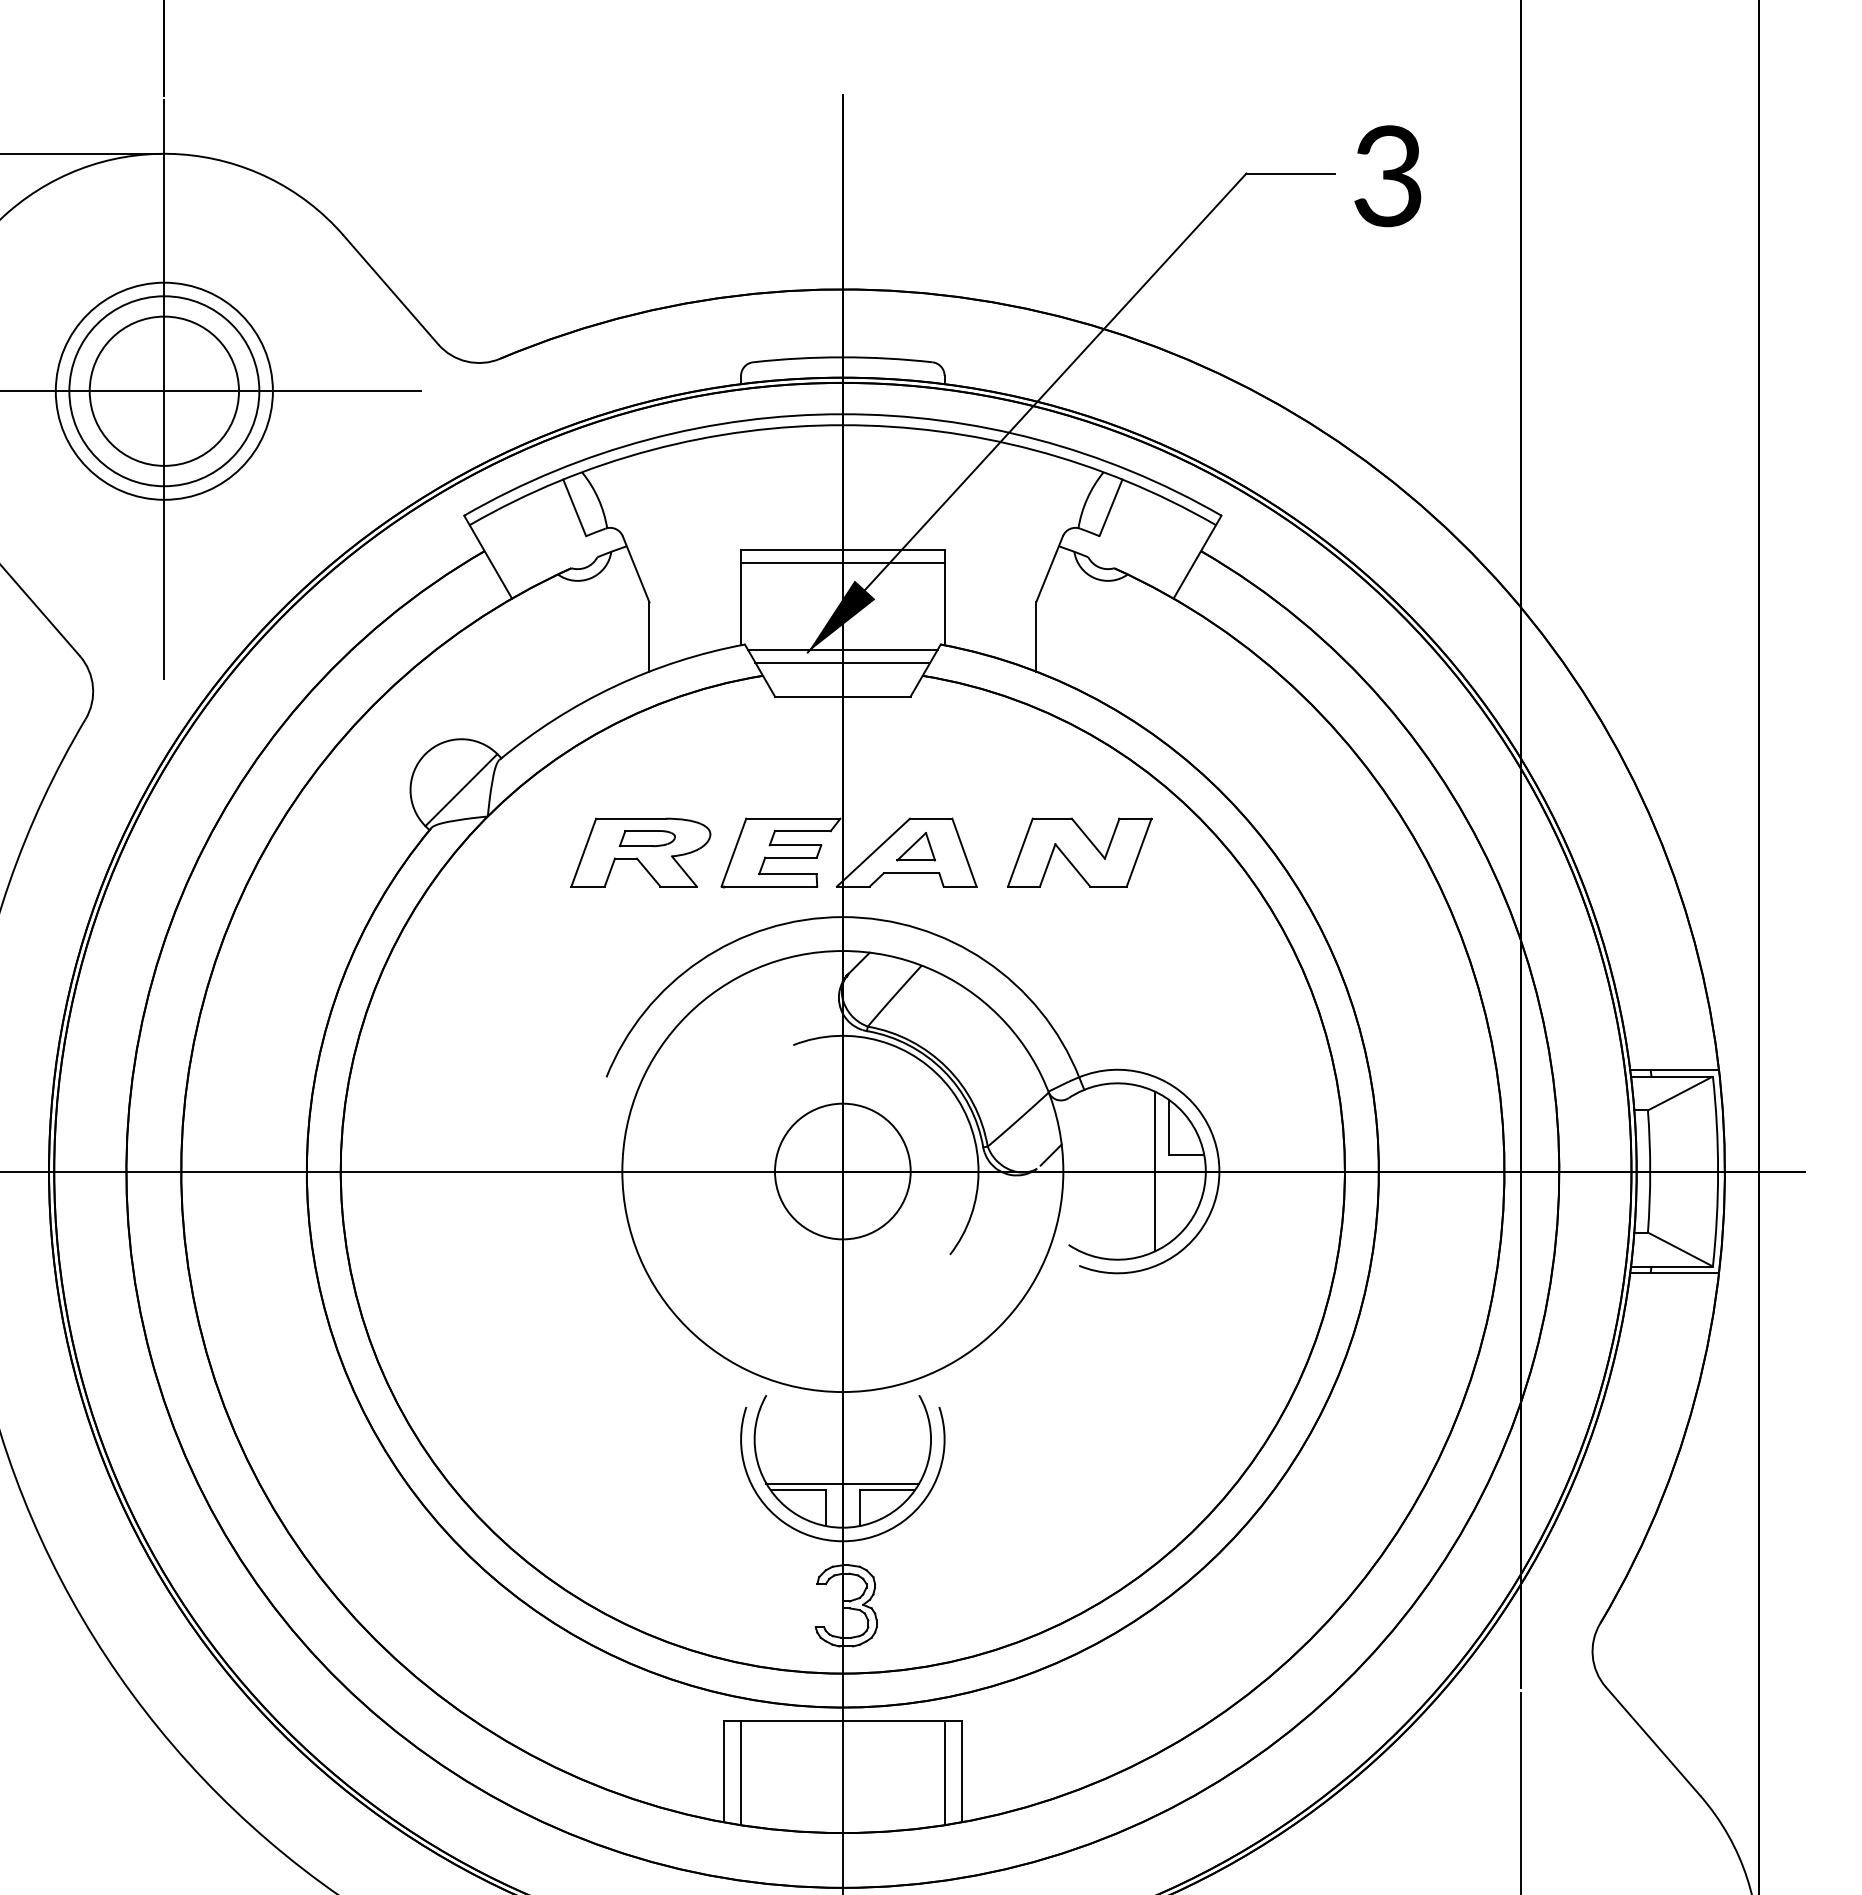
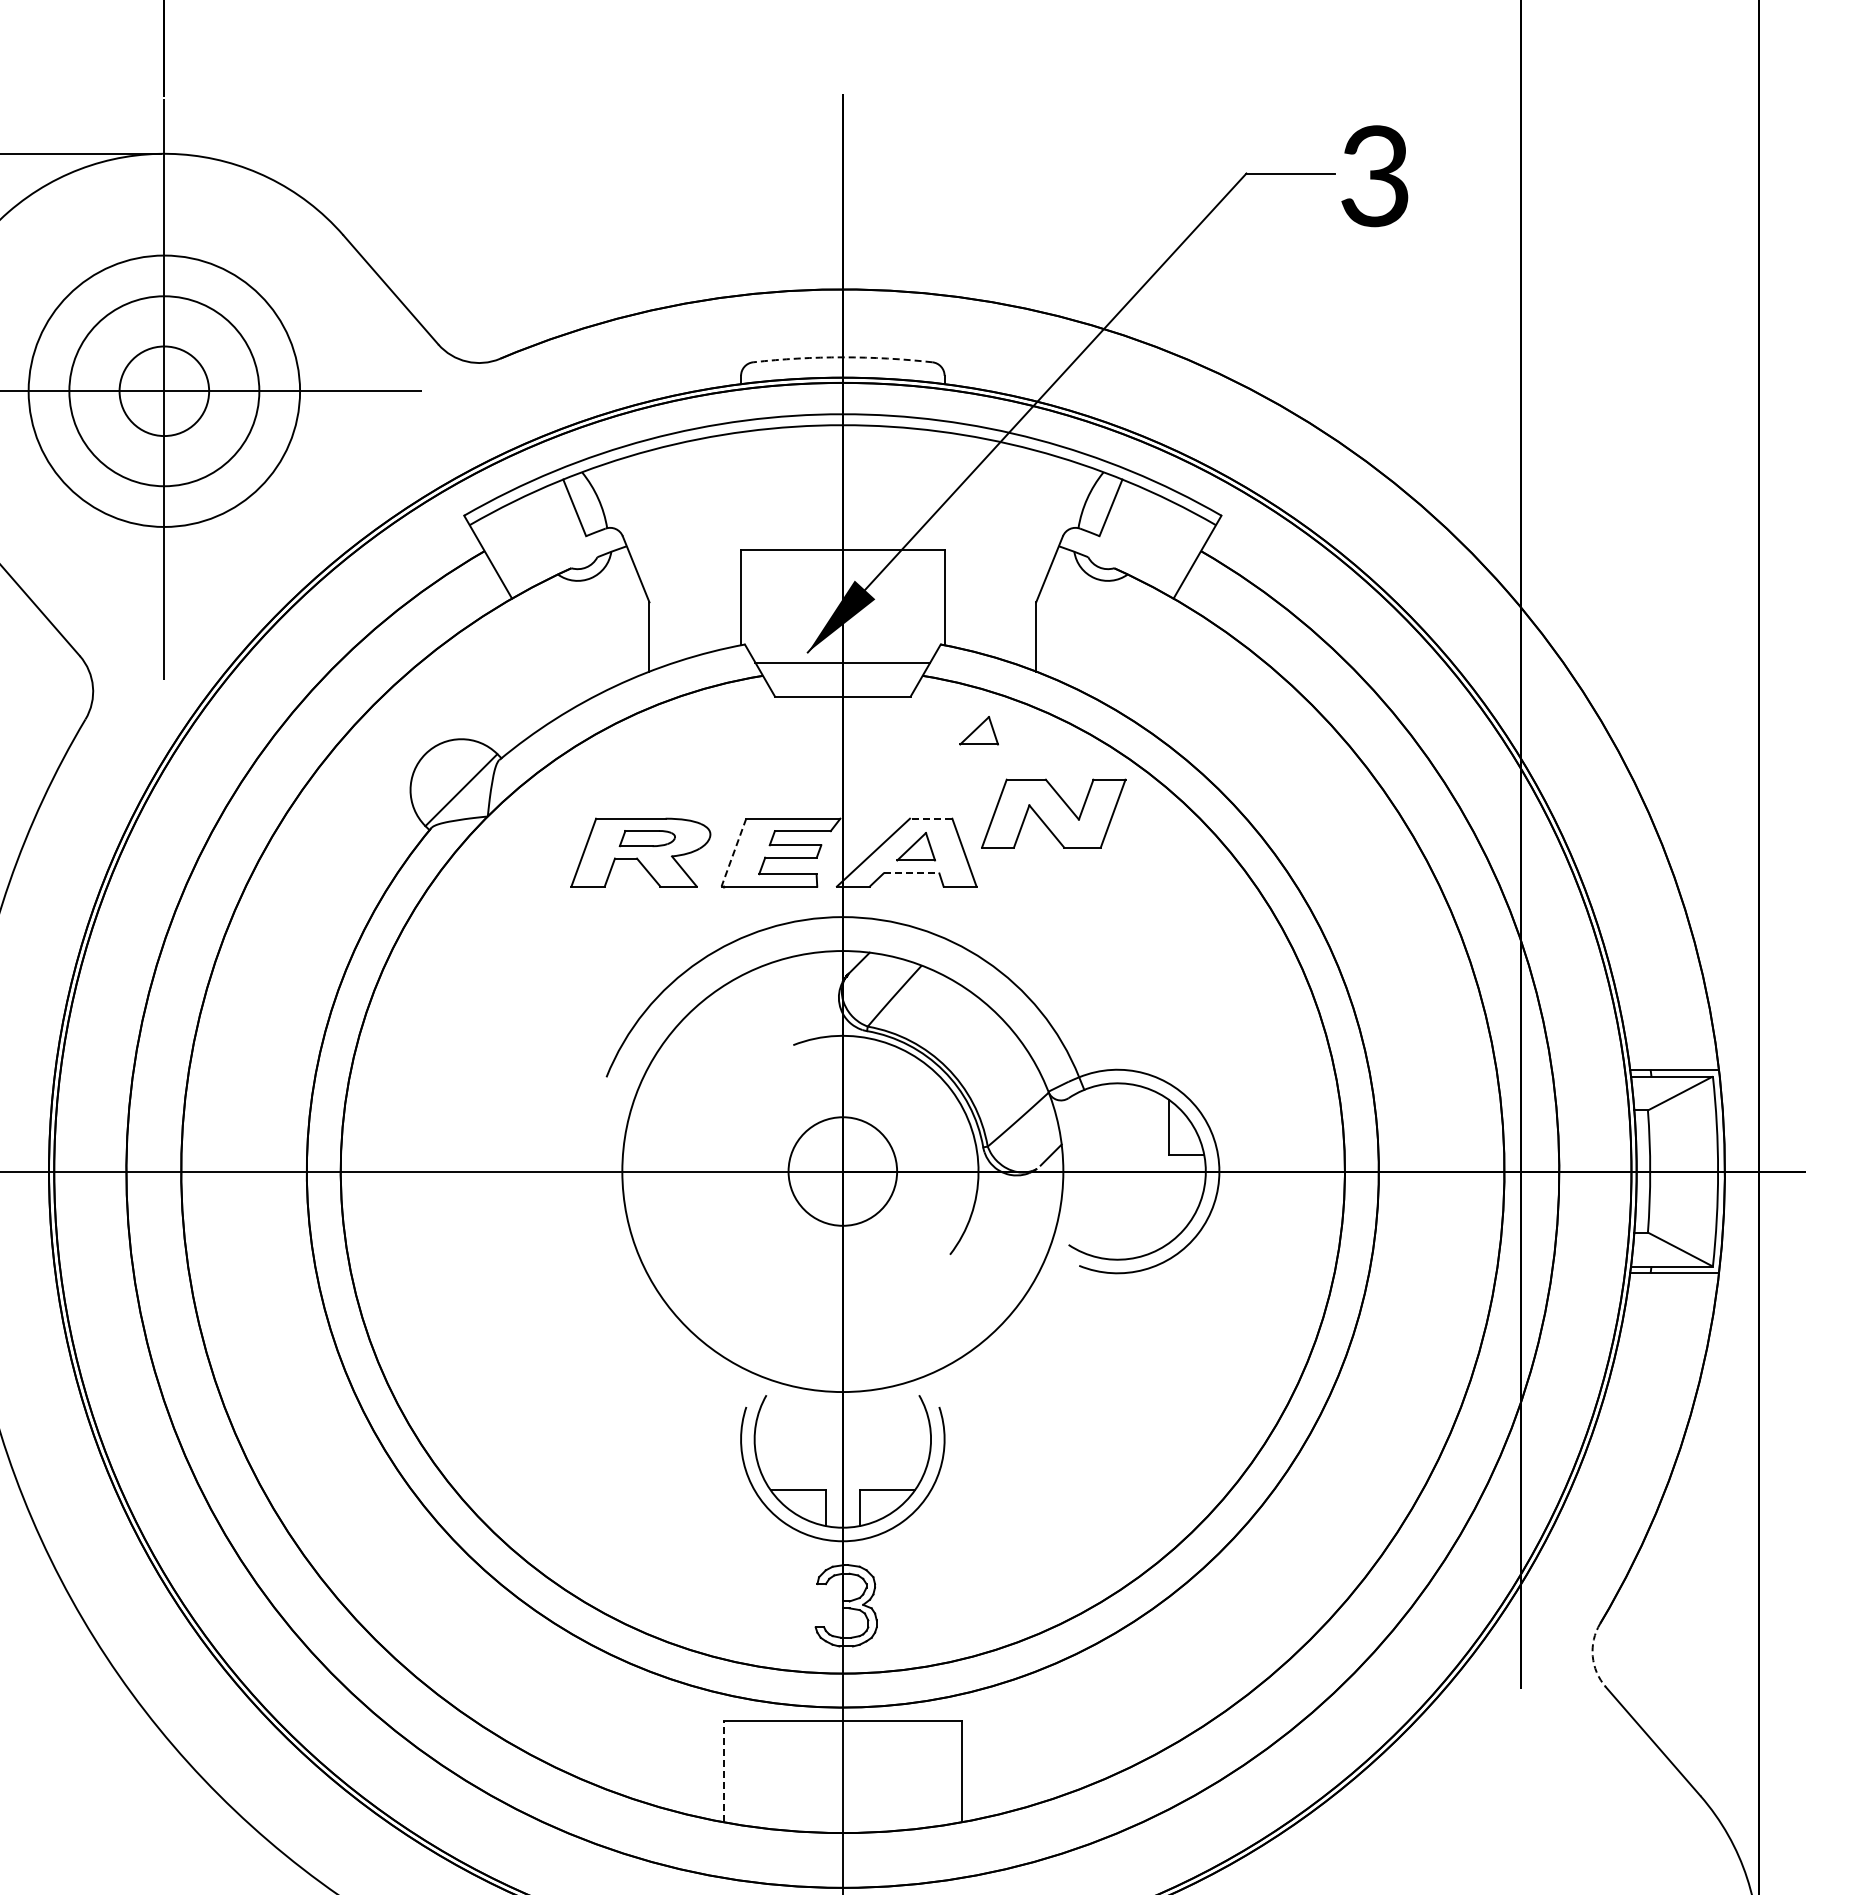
text position: (1387, 176) -> (1374, 176) (1374, 176)
arc: solid -> dashed (842, 357)
circle diameter: 217 px -> 271 px (164, 390)
circle diameter: 149 px -> 90 px (164, 391)
line: present -> none (842, 562)
line: present -> none (842, 649)
part: none -> present (978, 730)
line: solid -> dashed (930, 818)
part position: (1079, 852) -> (1053, 813) (1053, 813)
line: solid -> dashed (733, 853)
line: solid -> dashed (911, 873)
circle diameter: 136 px -> 109 px (842, 1171)
line: present -> none (1154, 1171)
line: present -> none (842, 1483)
arc: solid -> dashed (1592, 1656)
line: solid -> dashed (724, 1771)
line: present -> none (741, 1773)
line: present -> none (944, 1773)
line: present -> none (1521, 1791)
